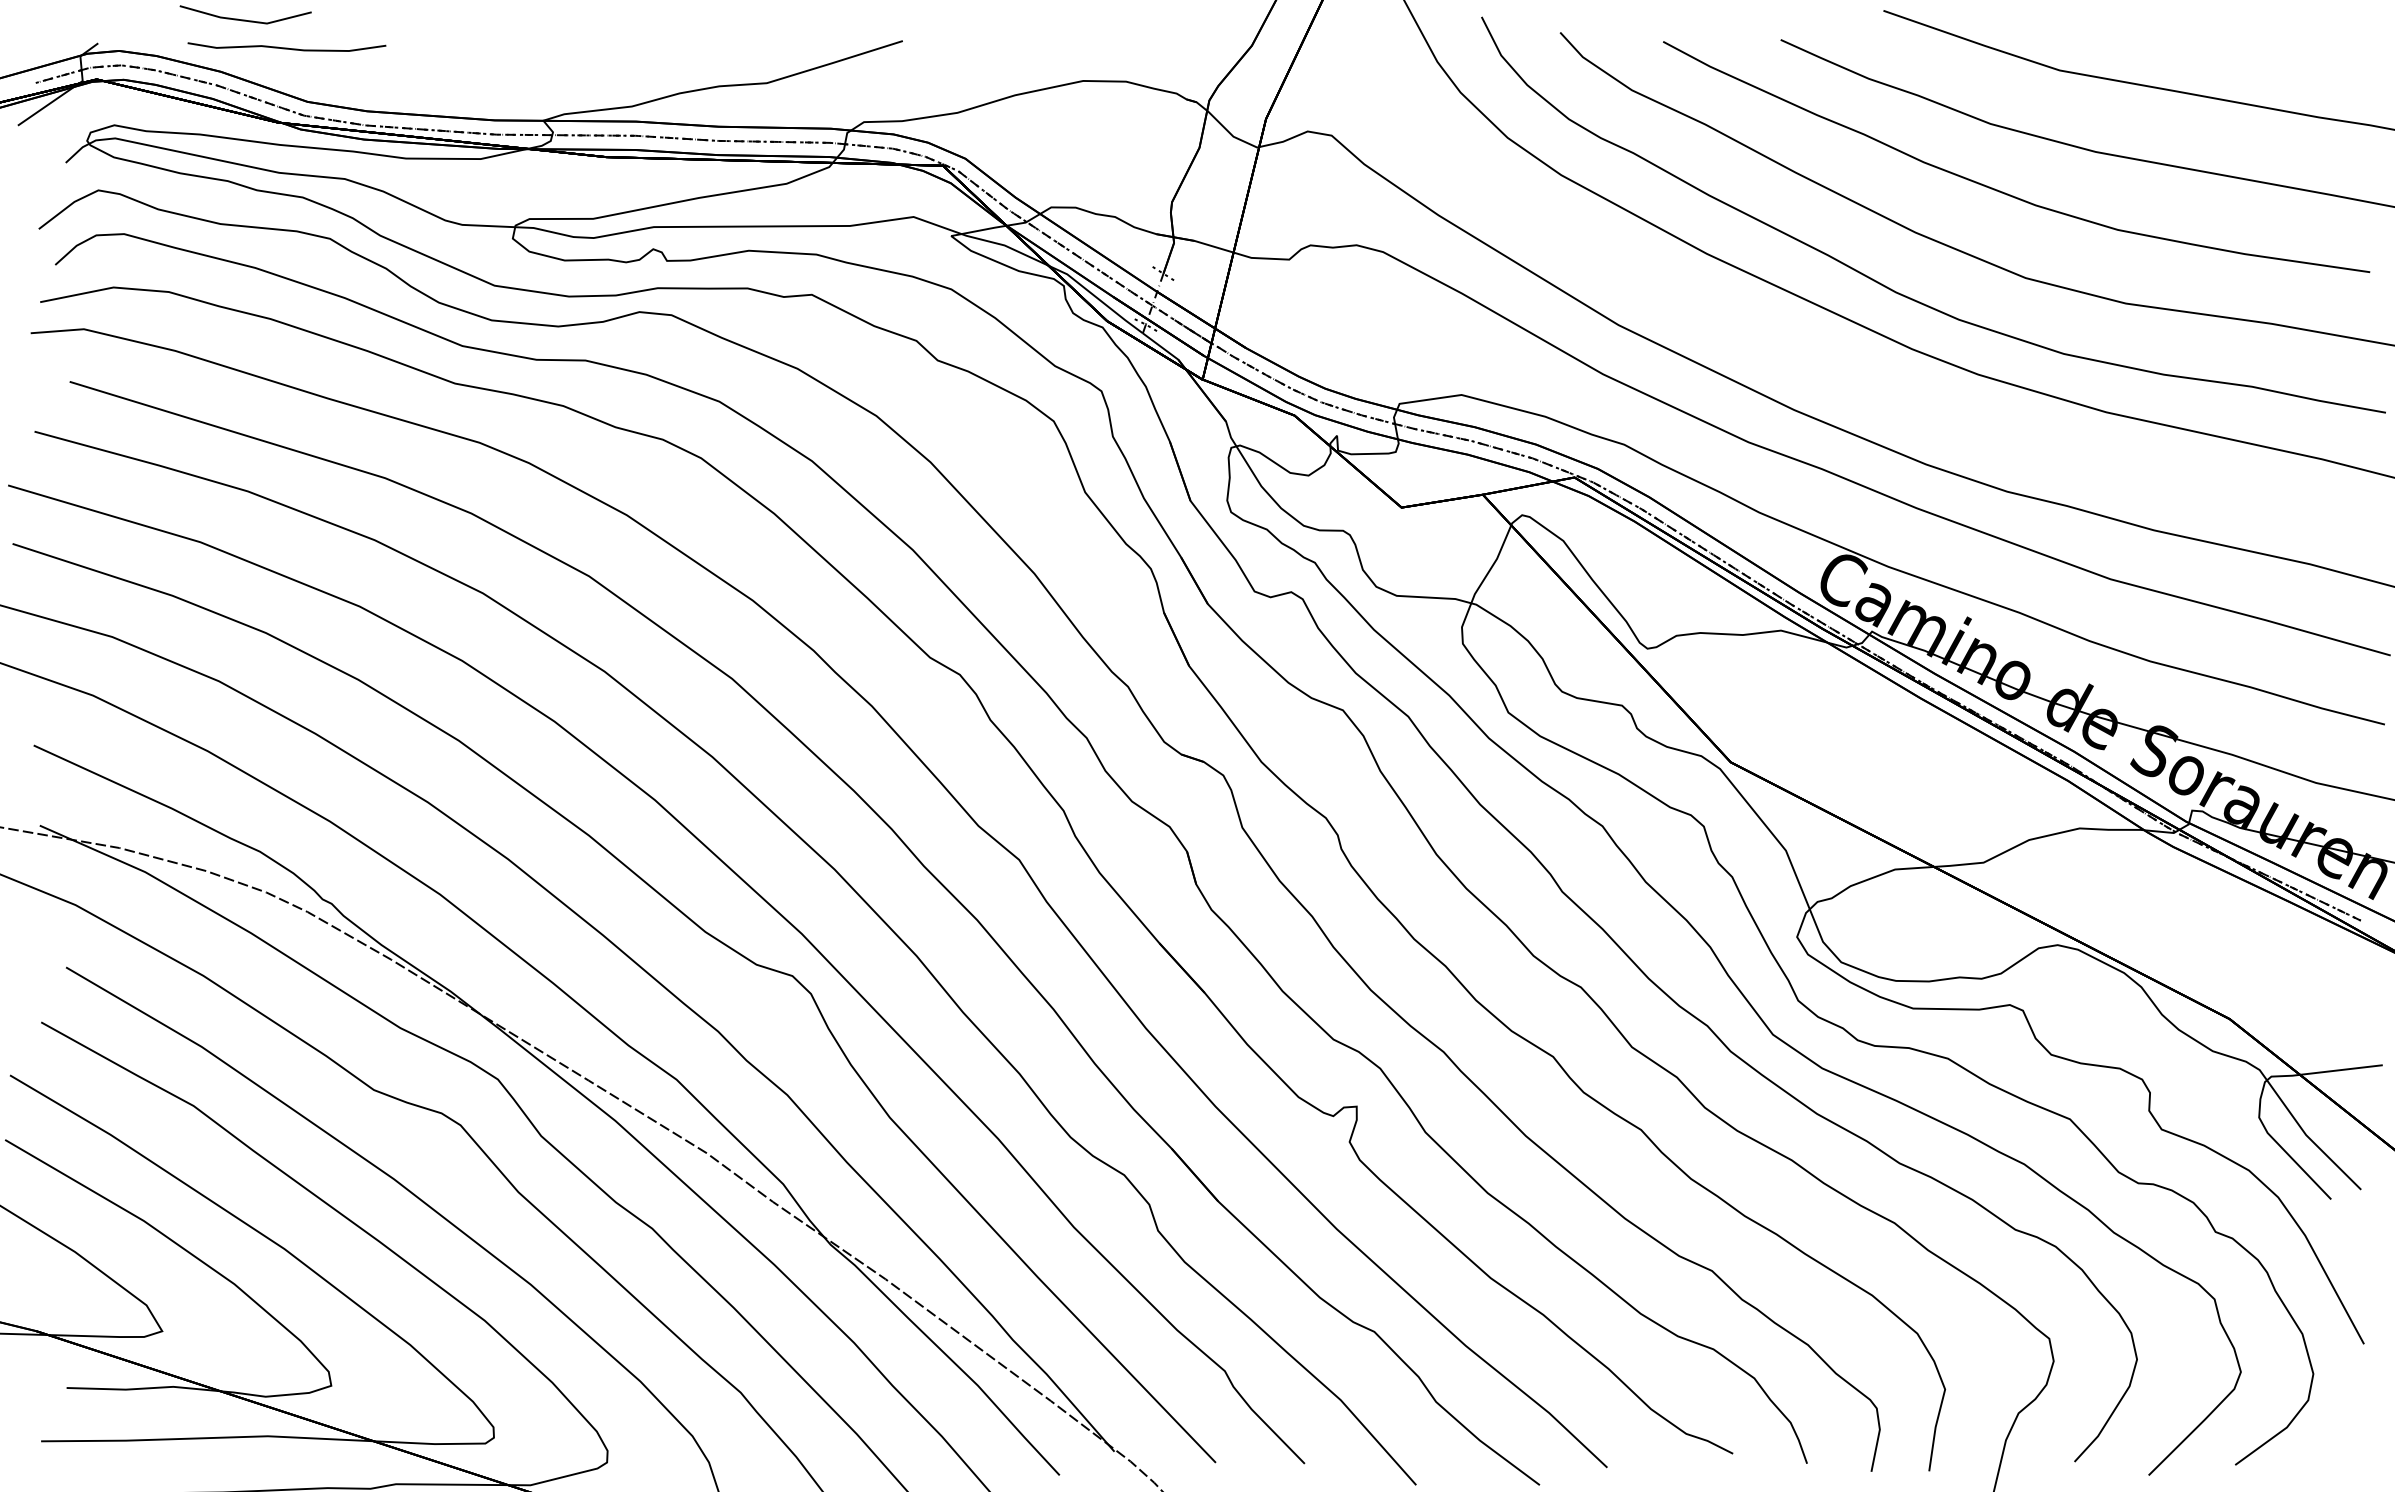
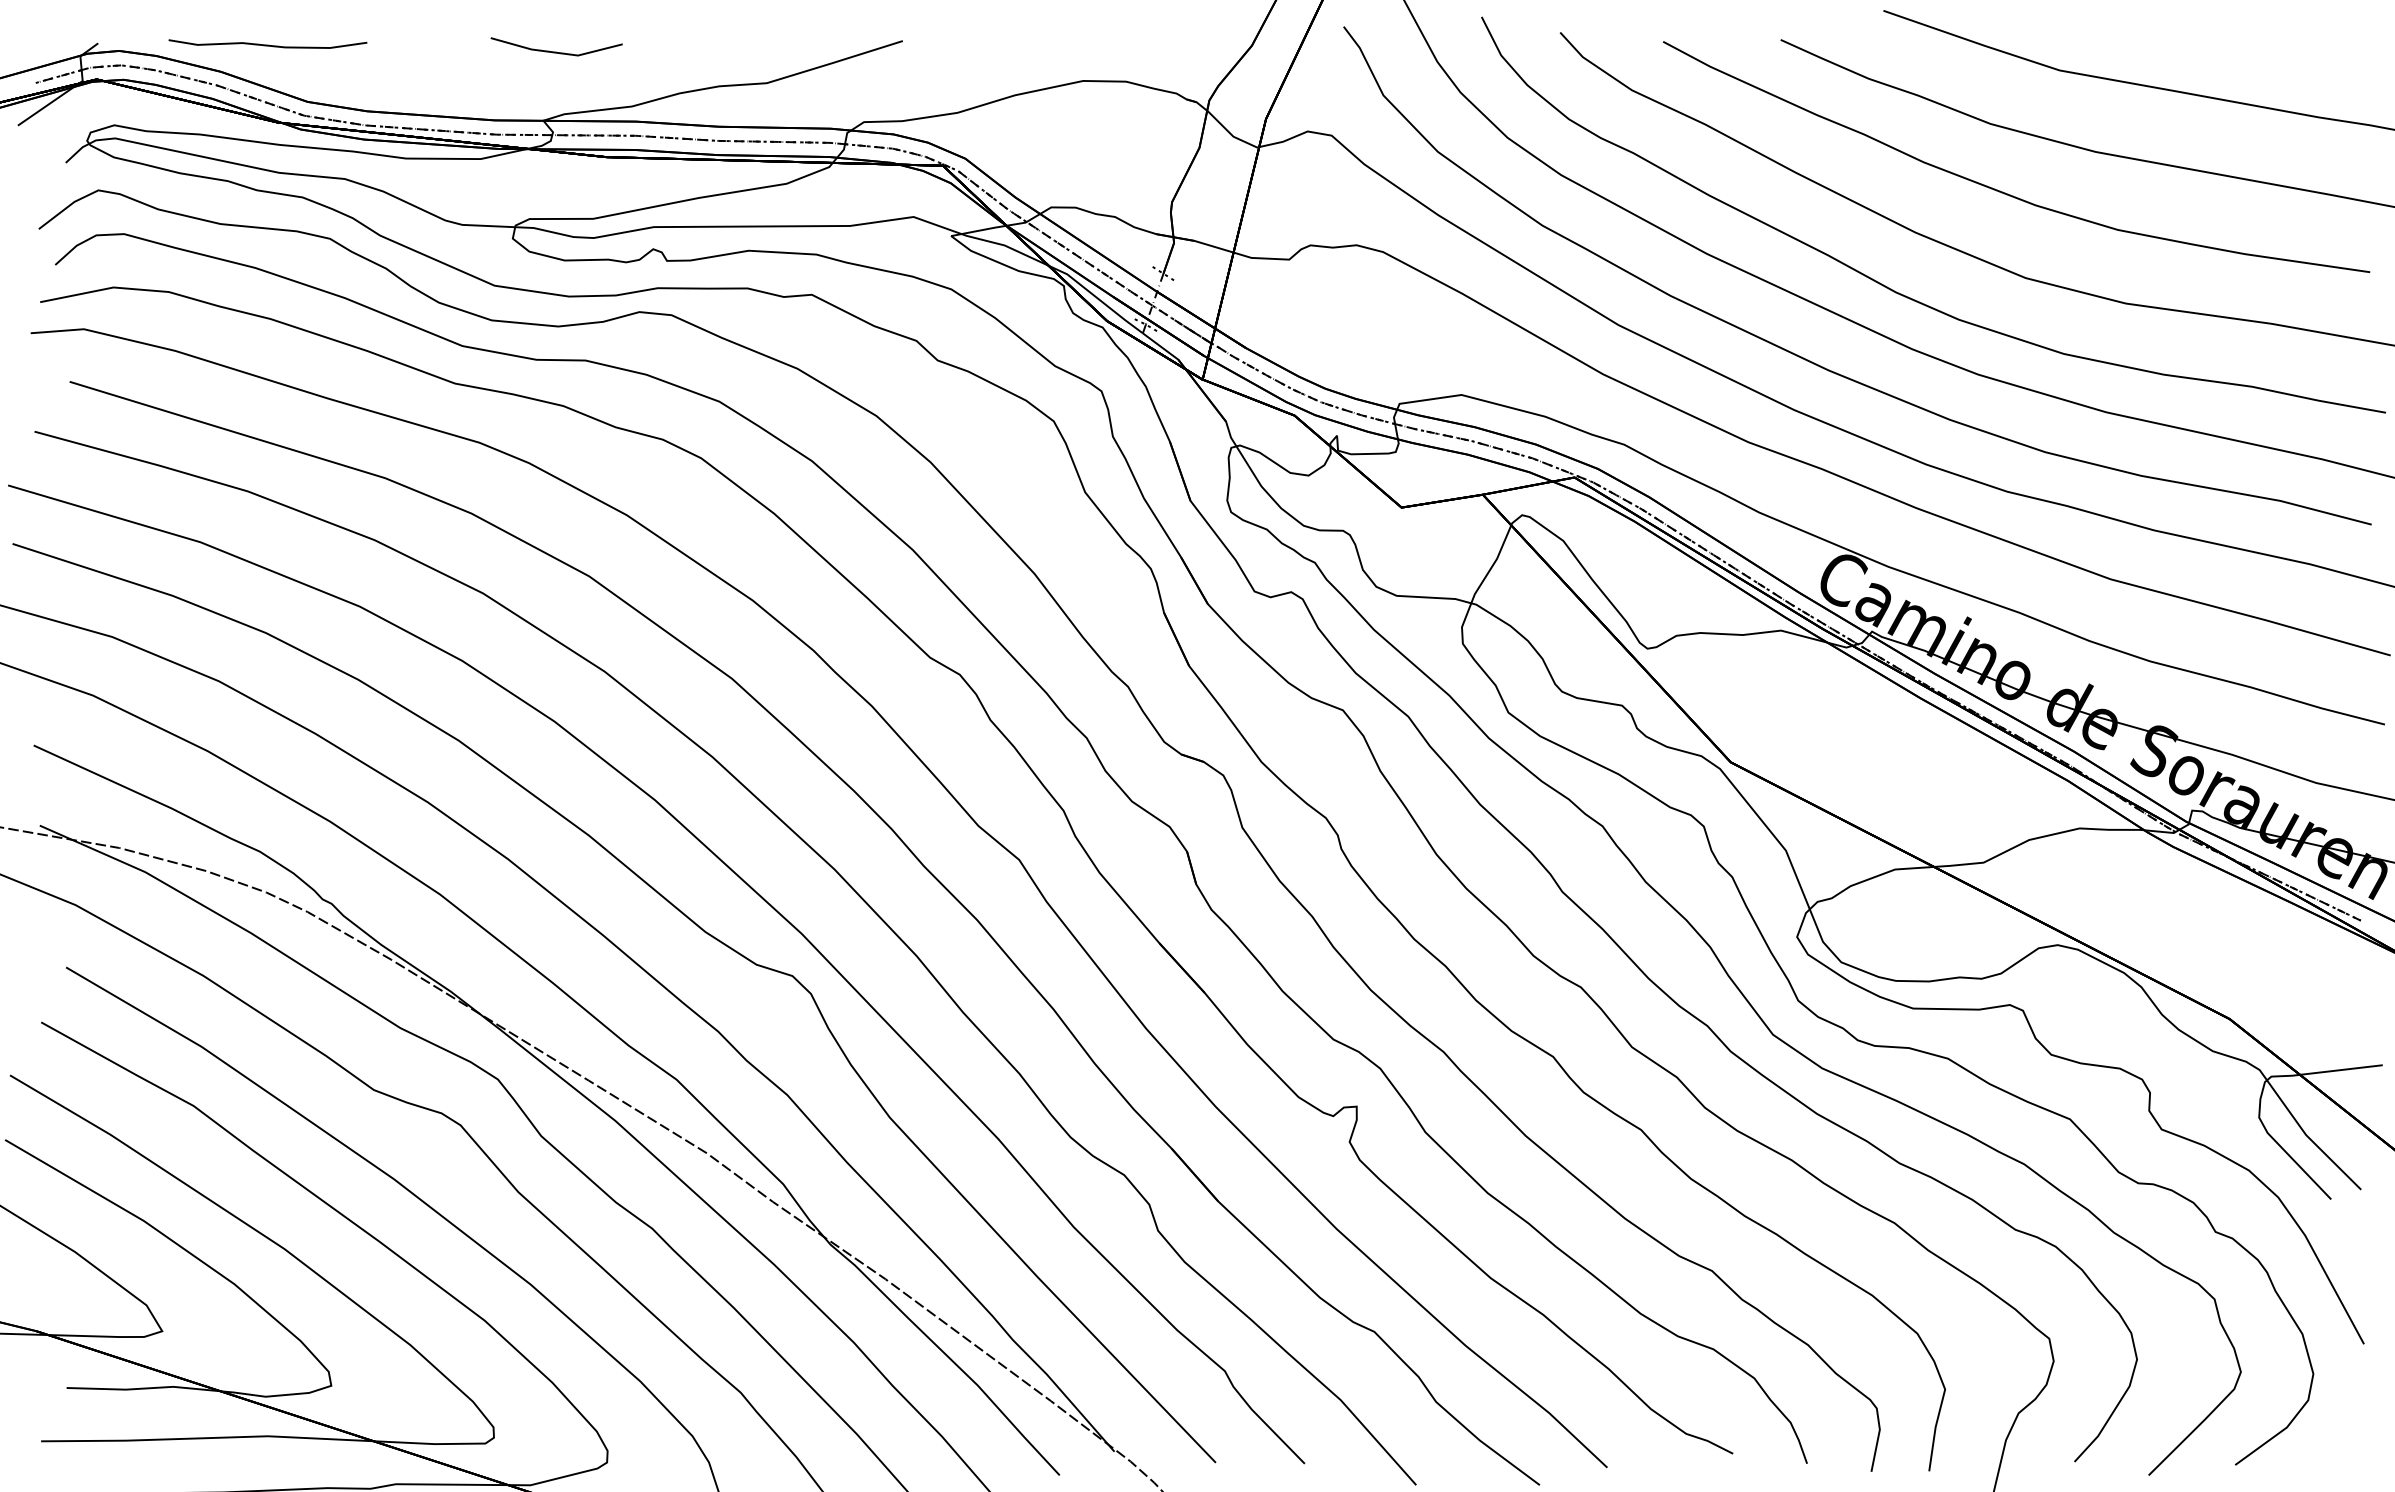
line position: (245, 19) -> (556, 51) (556, 51)
curve position: (286, 47) -> (267, 44) (267, 44)
curve: none -> present (1814, 362)
